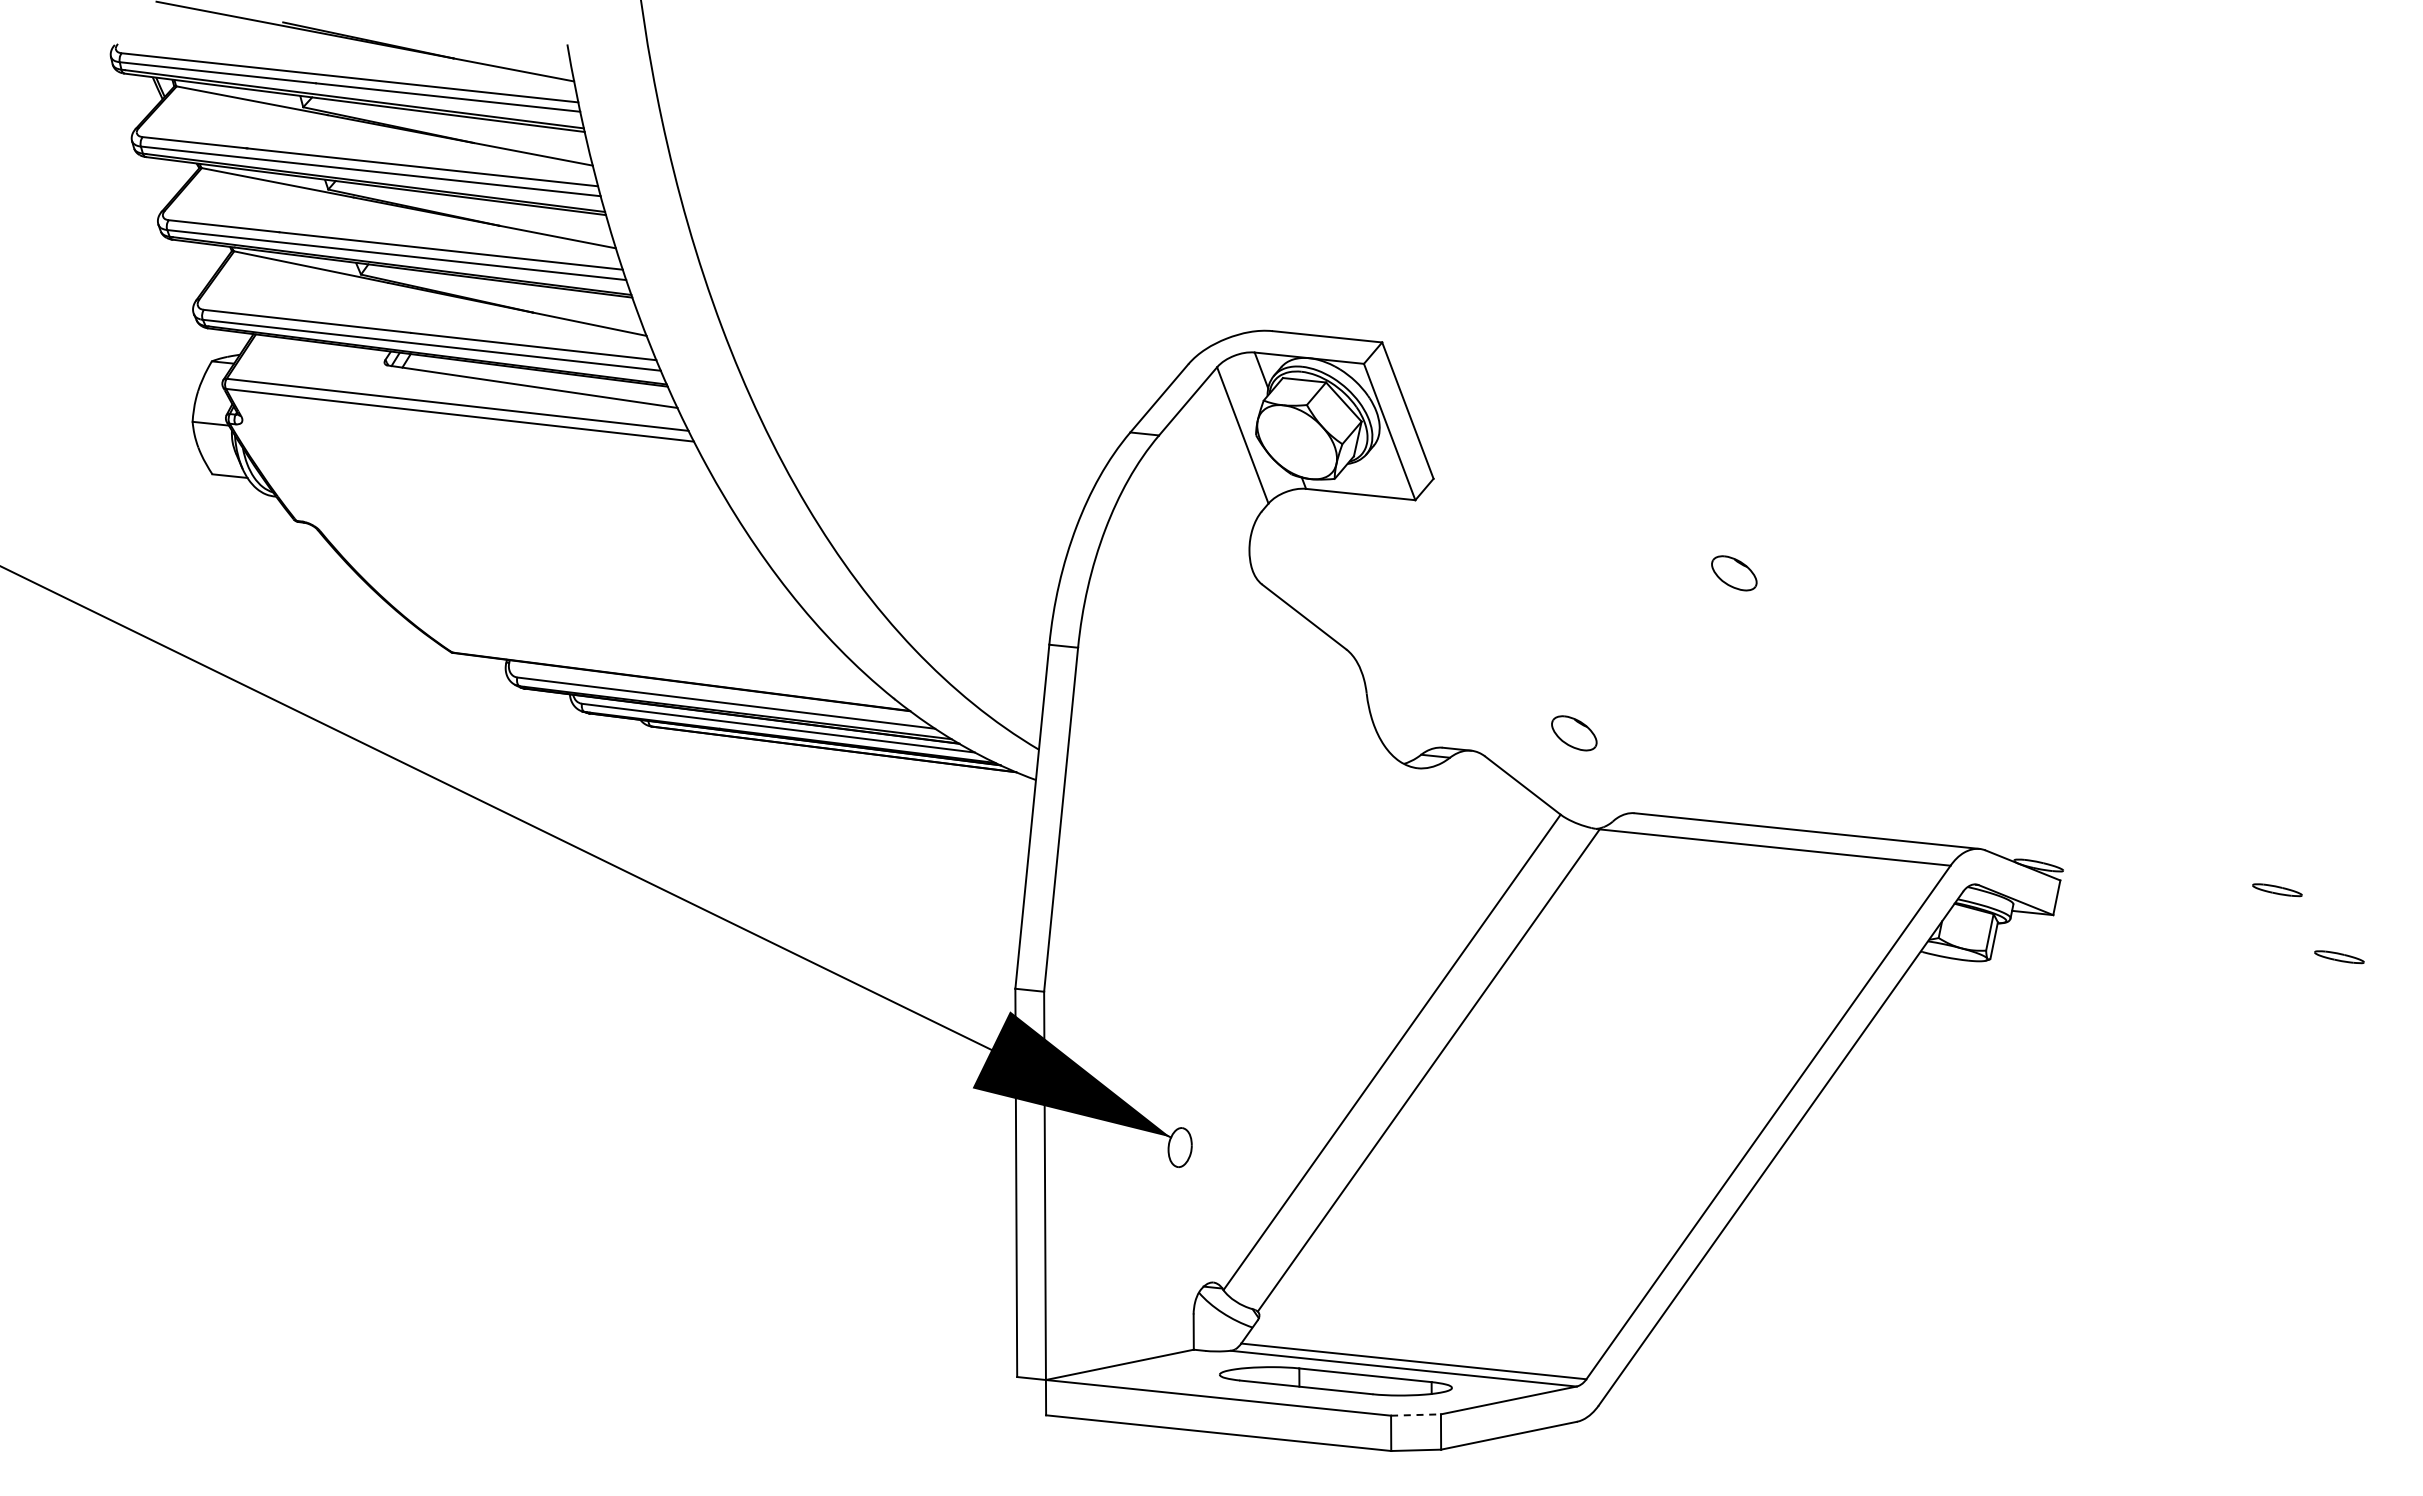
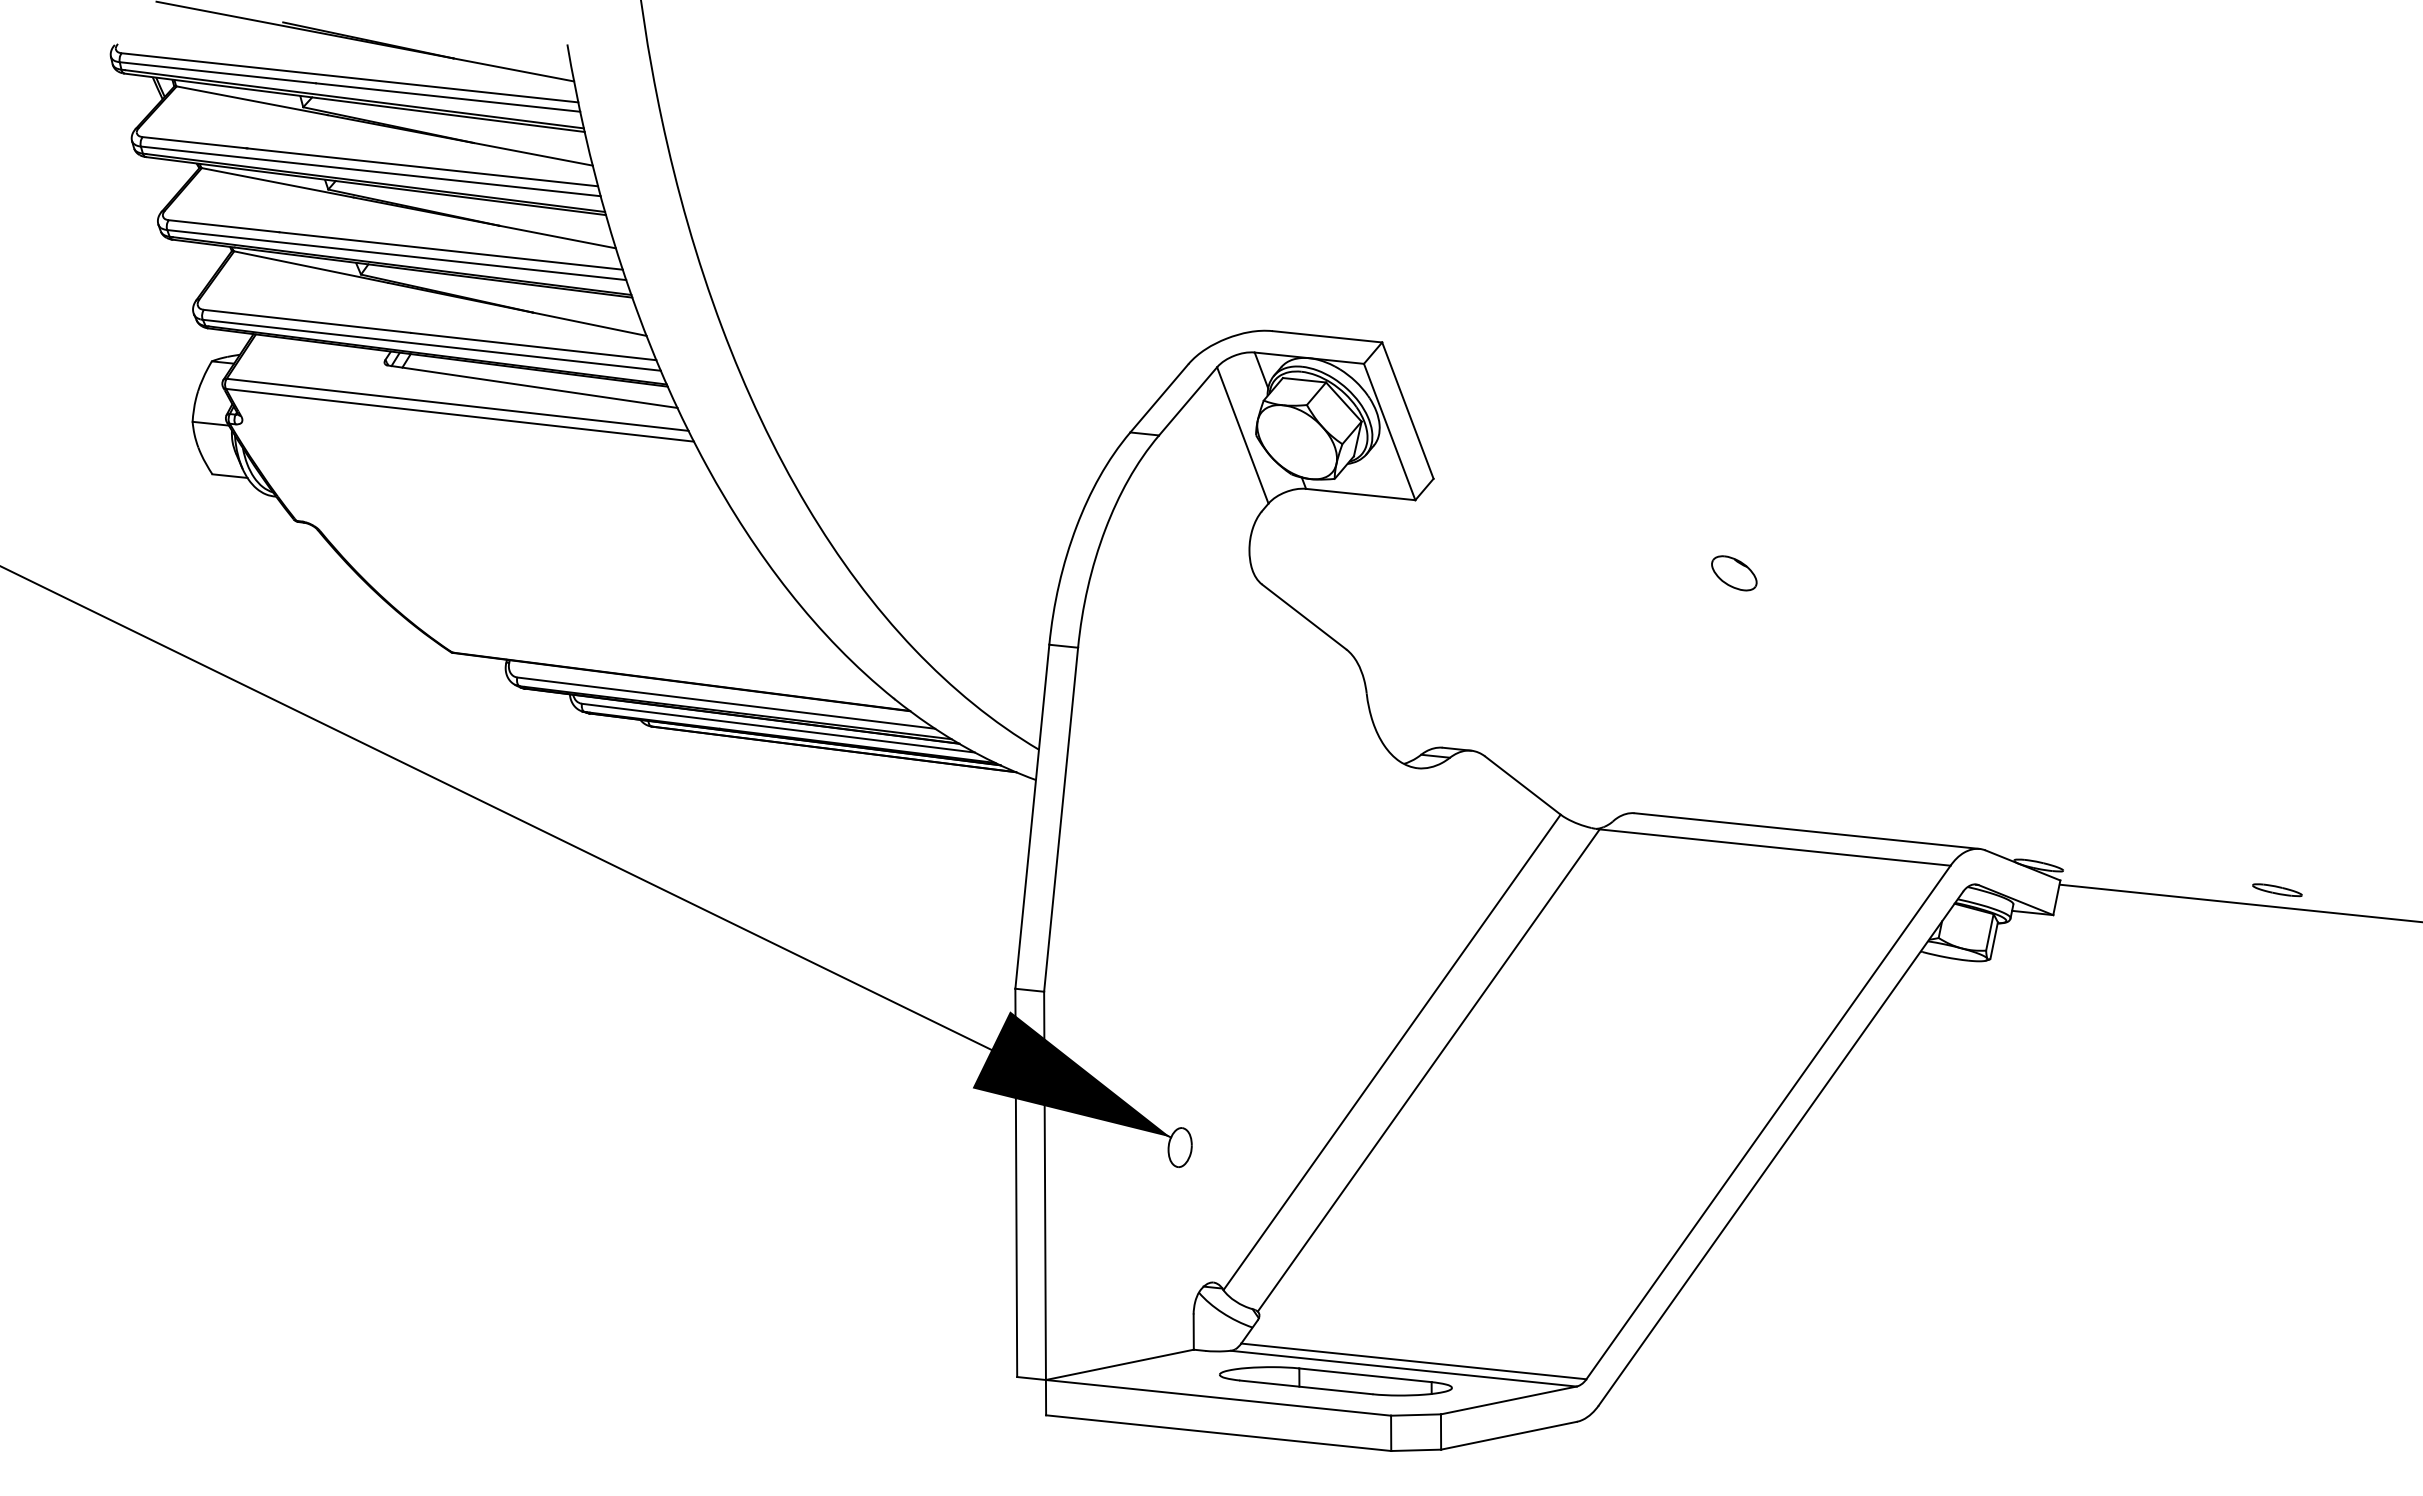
part: present -> none (1574, 733)
line: none -> present (2239, 902)
part: present -> none (2339, 957)
line: dashed -> solid (1416, 1415)
